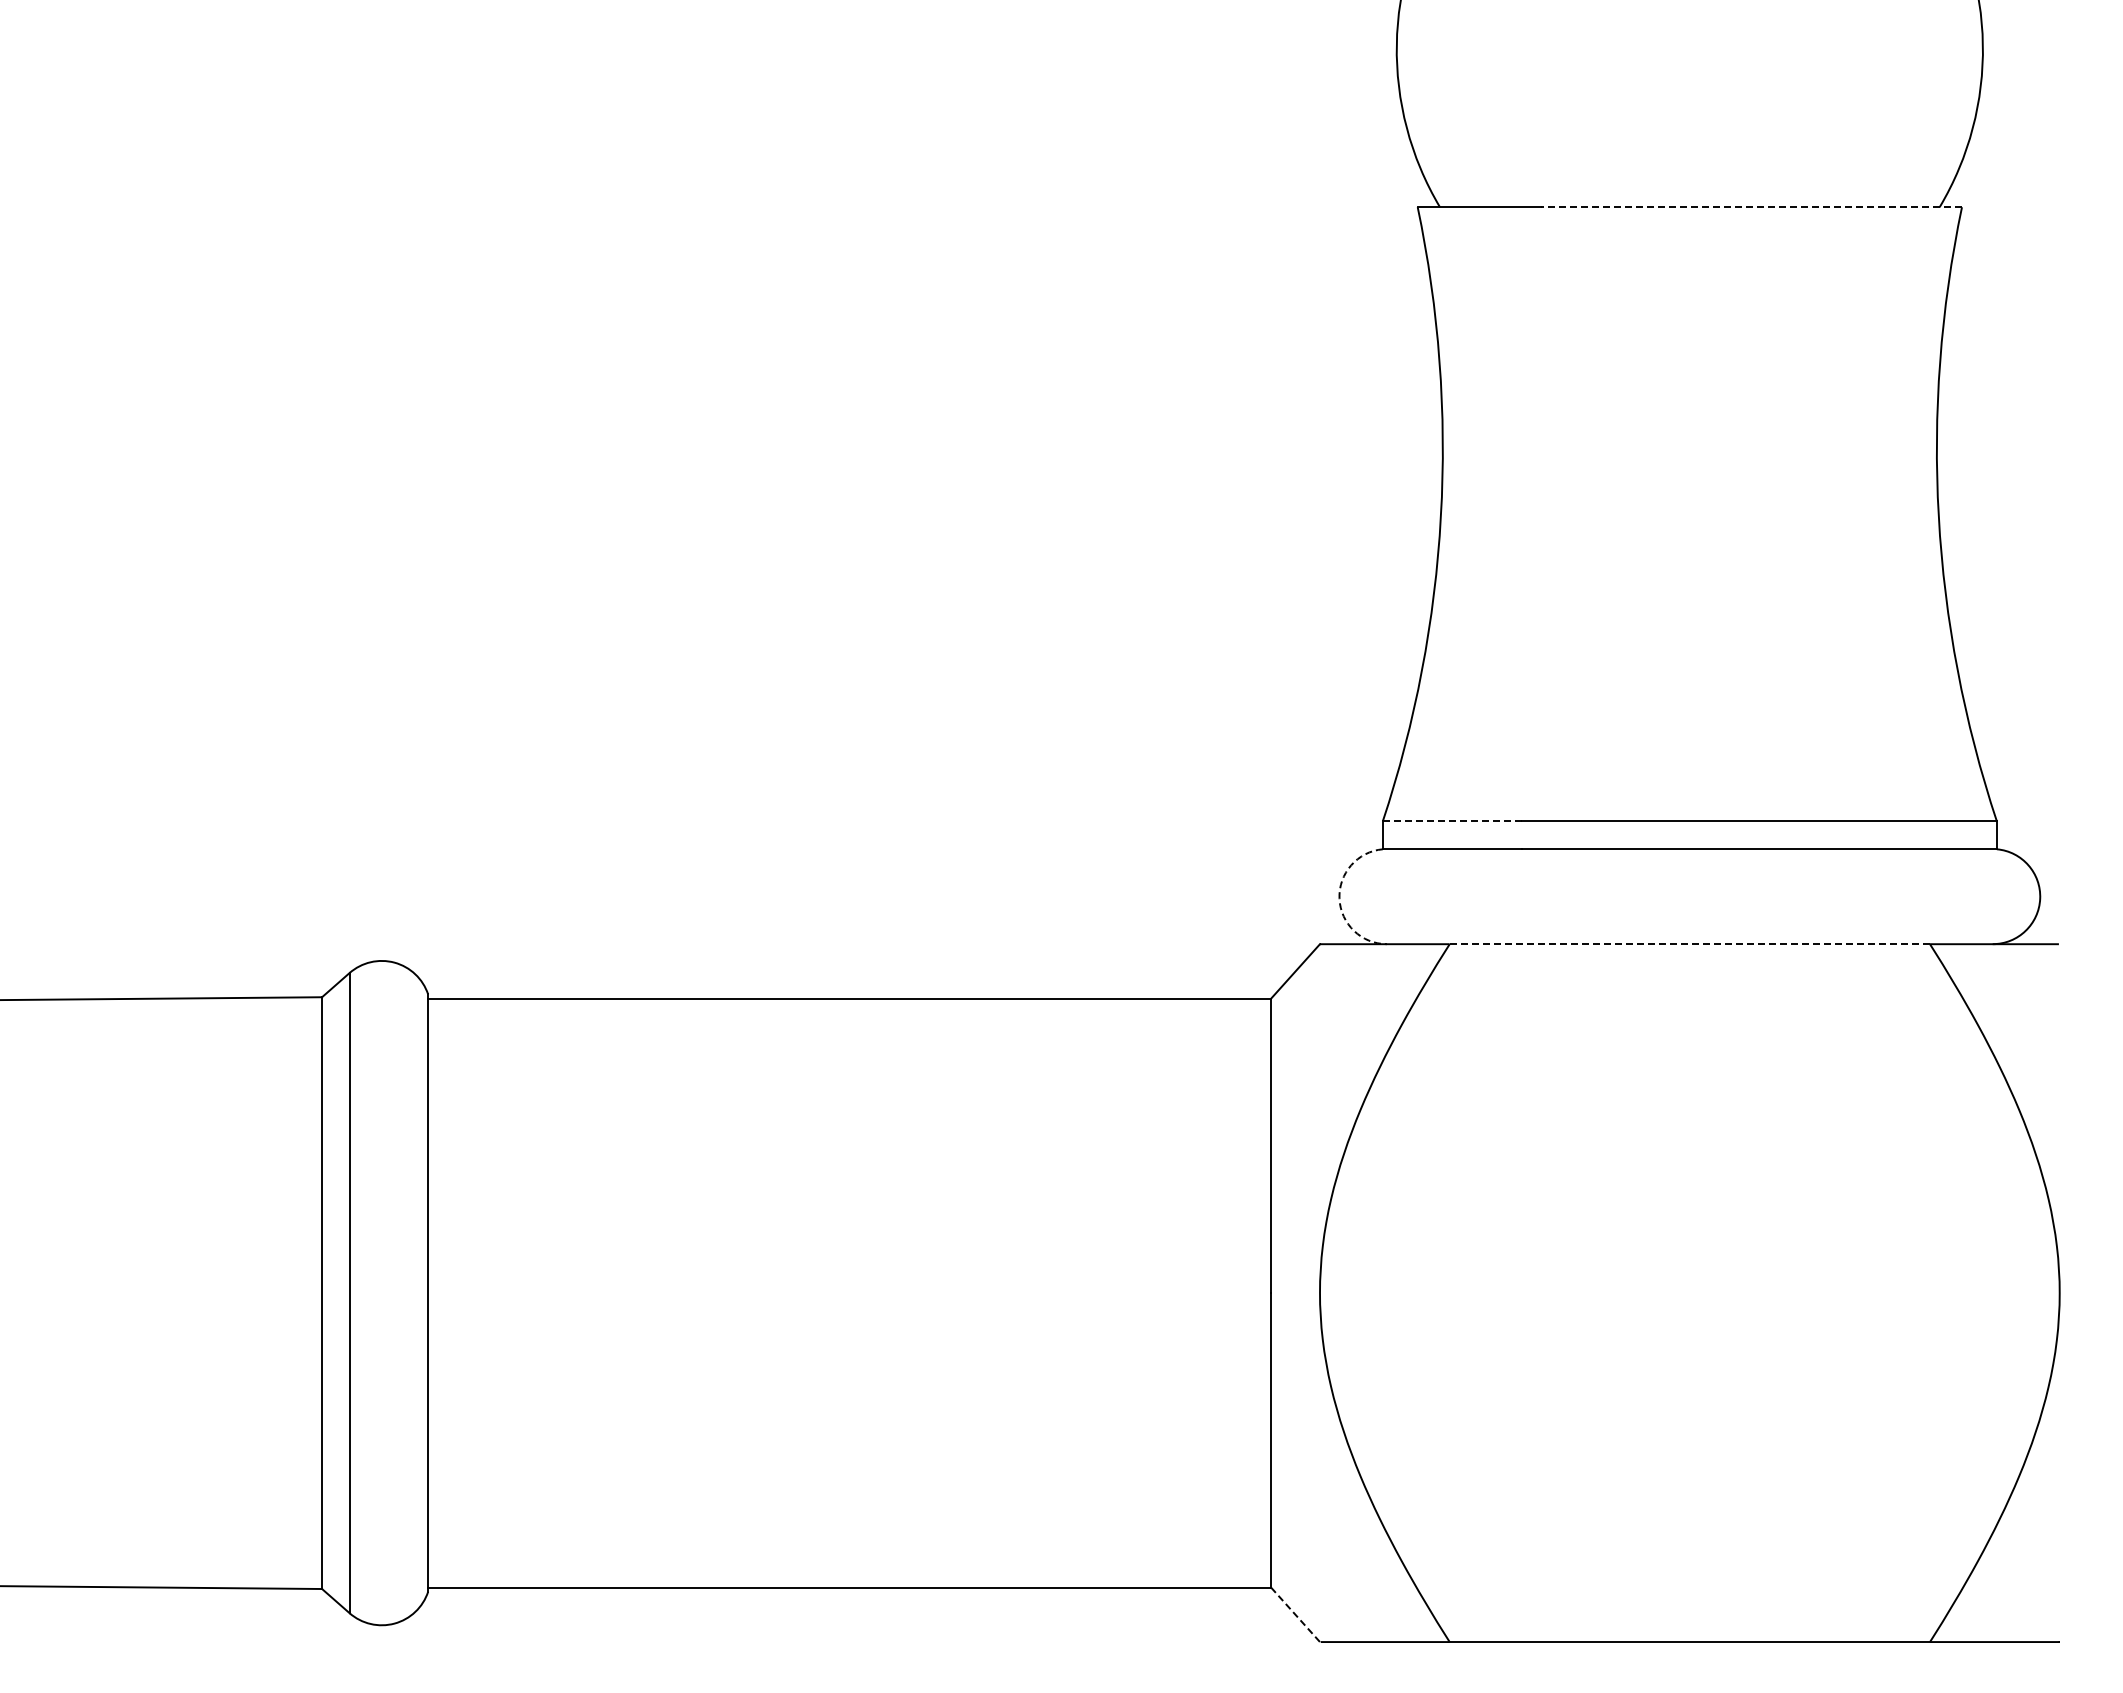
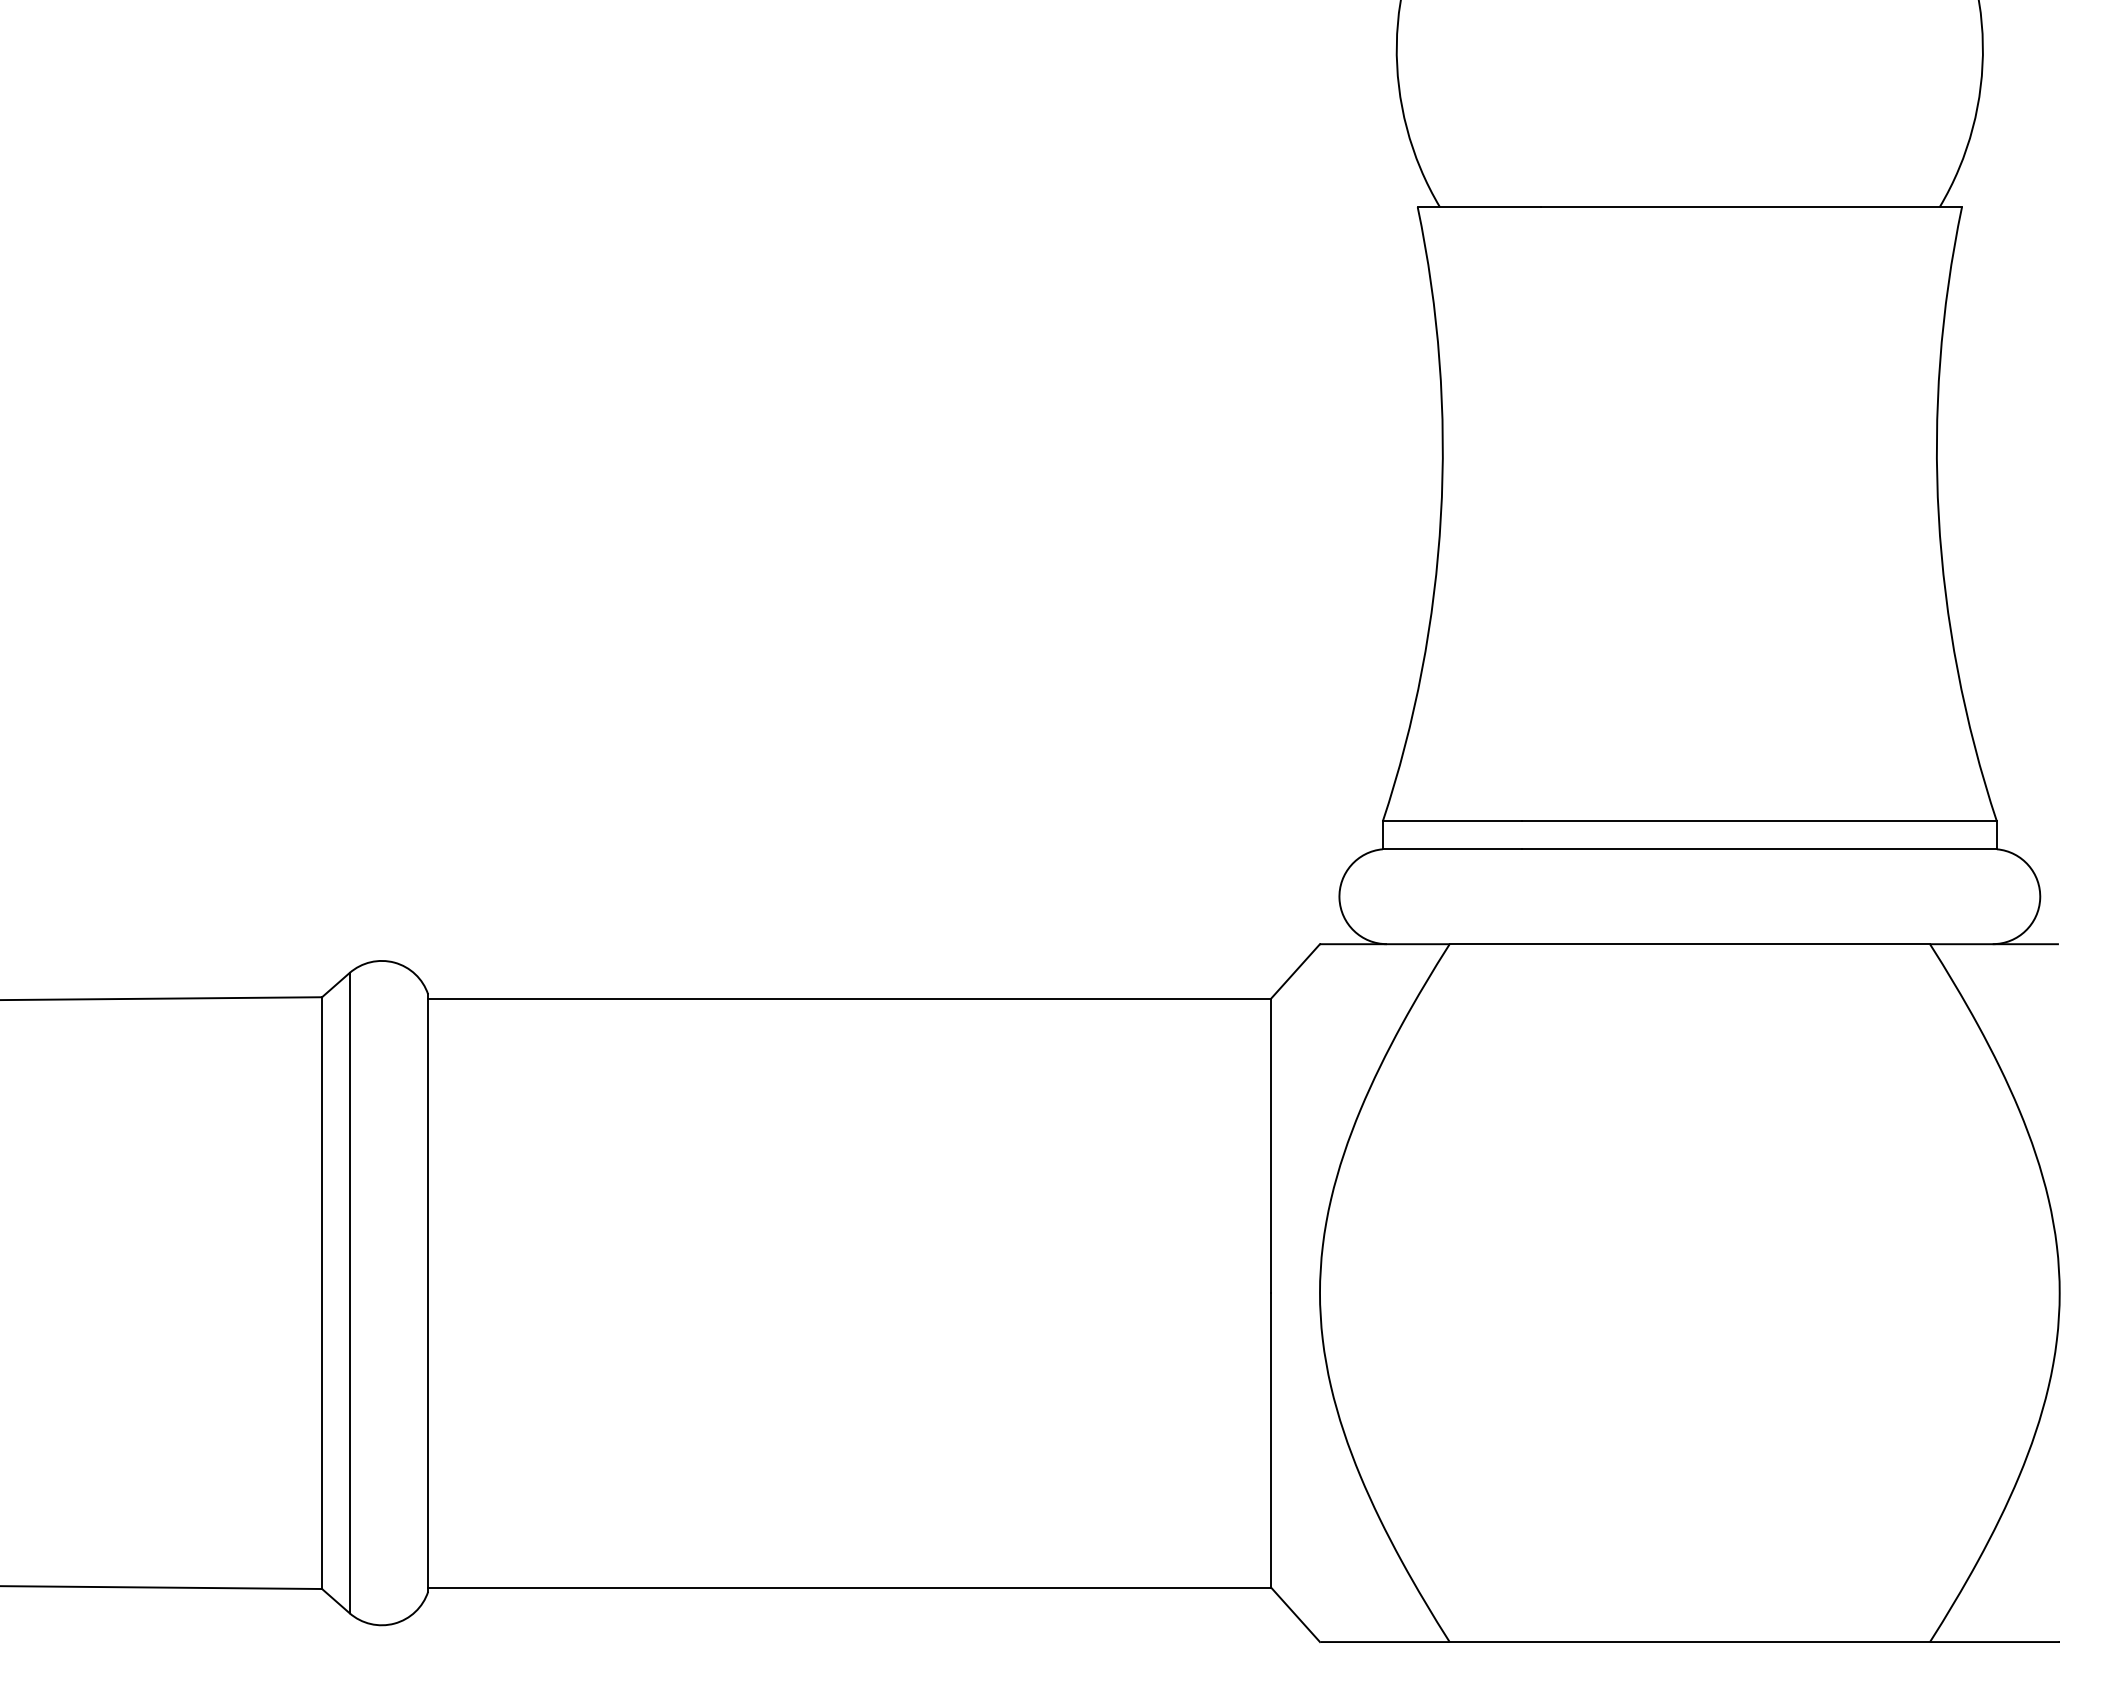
line: dashed -> solid (1751, 207)
line: dashed -> solid (1452, 821)
arc: dashed -> solid (1339, 898)
line: dashed -> solid (1689, 944)
line: dashed -> solid (1295, 1614)
